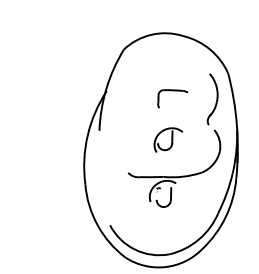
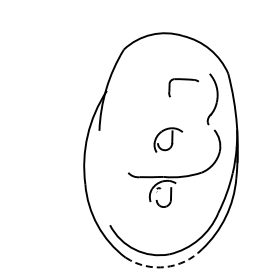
part position: (172, 91) -> (183, 80) (183, 80)
arc: solid -> dashed (165, 267)
